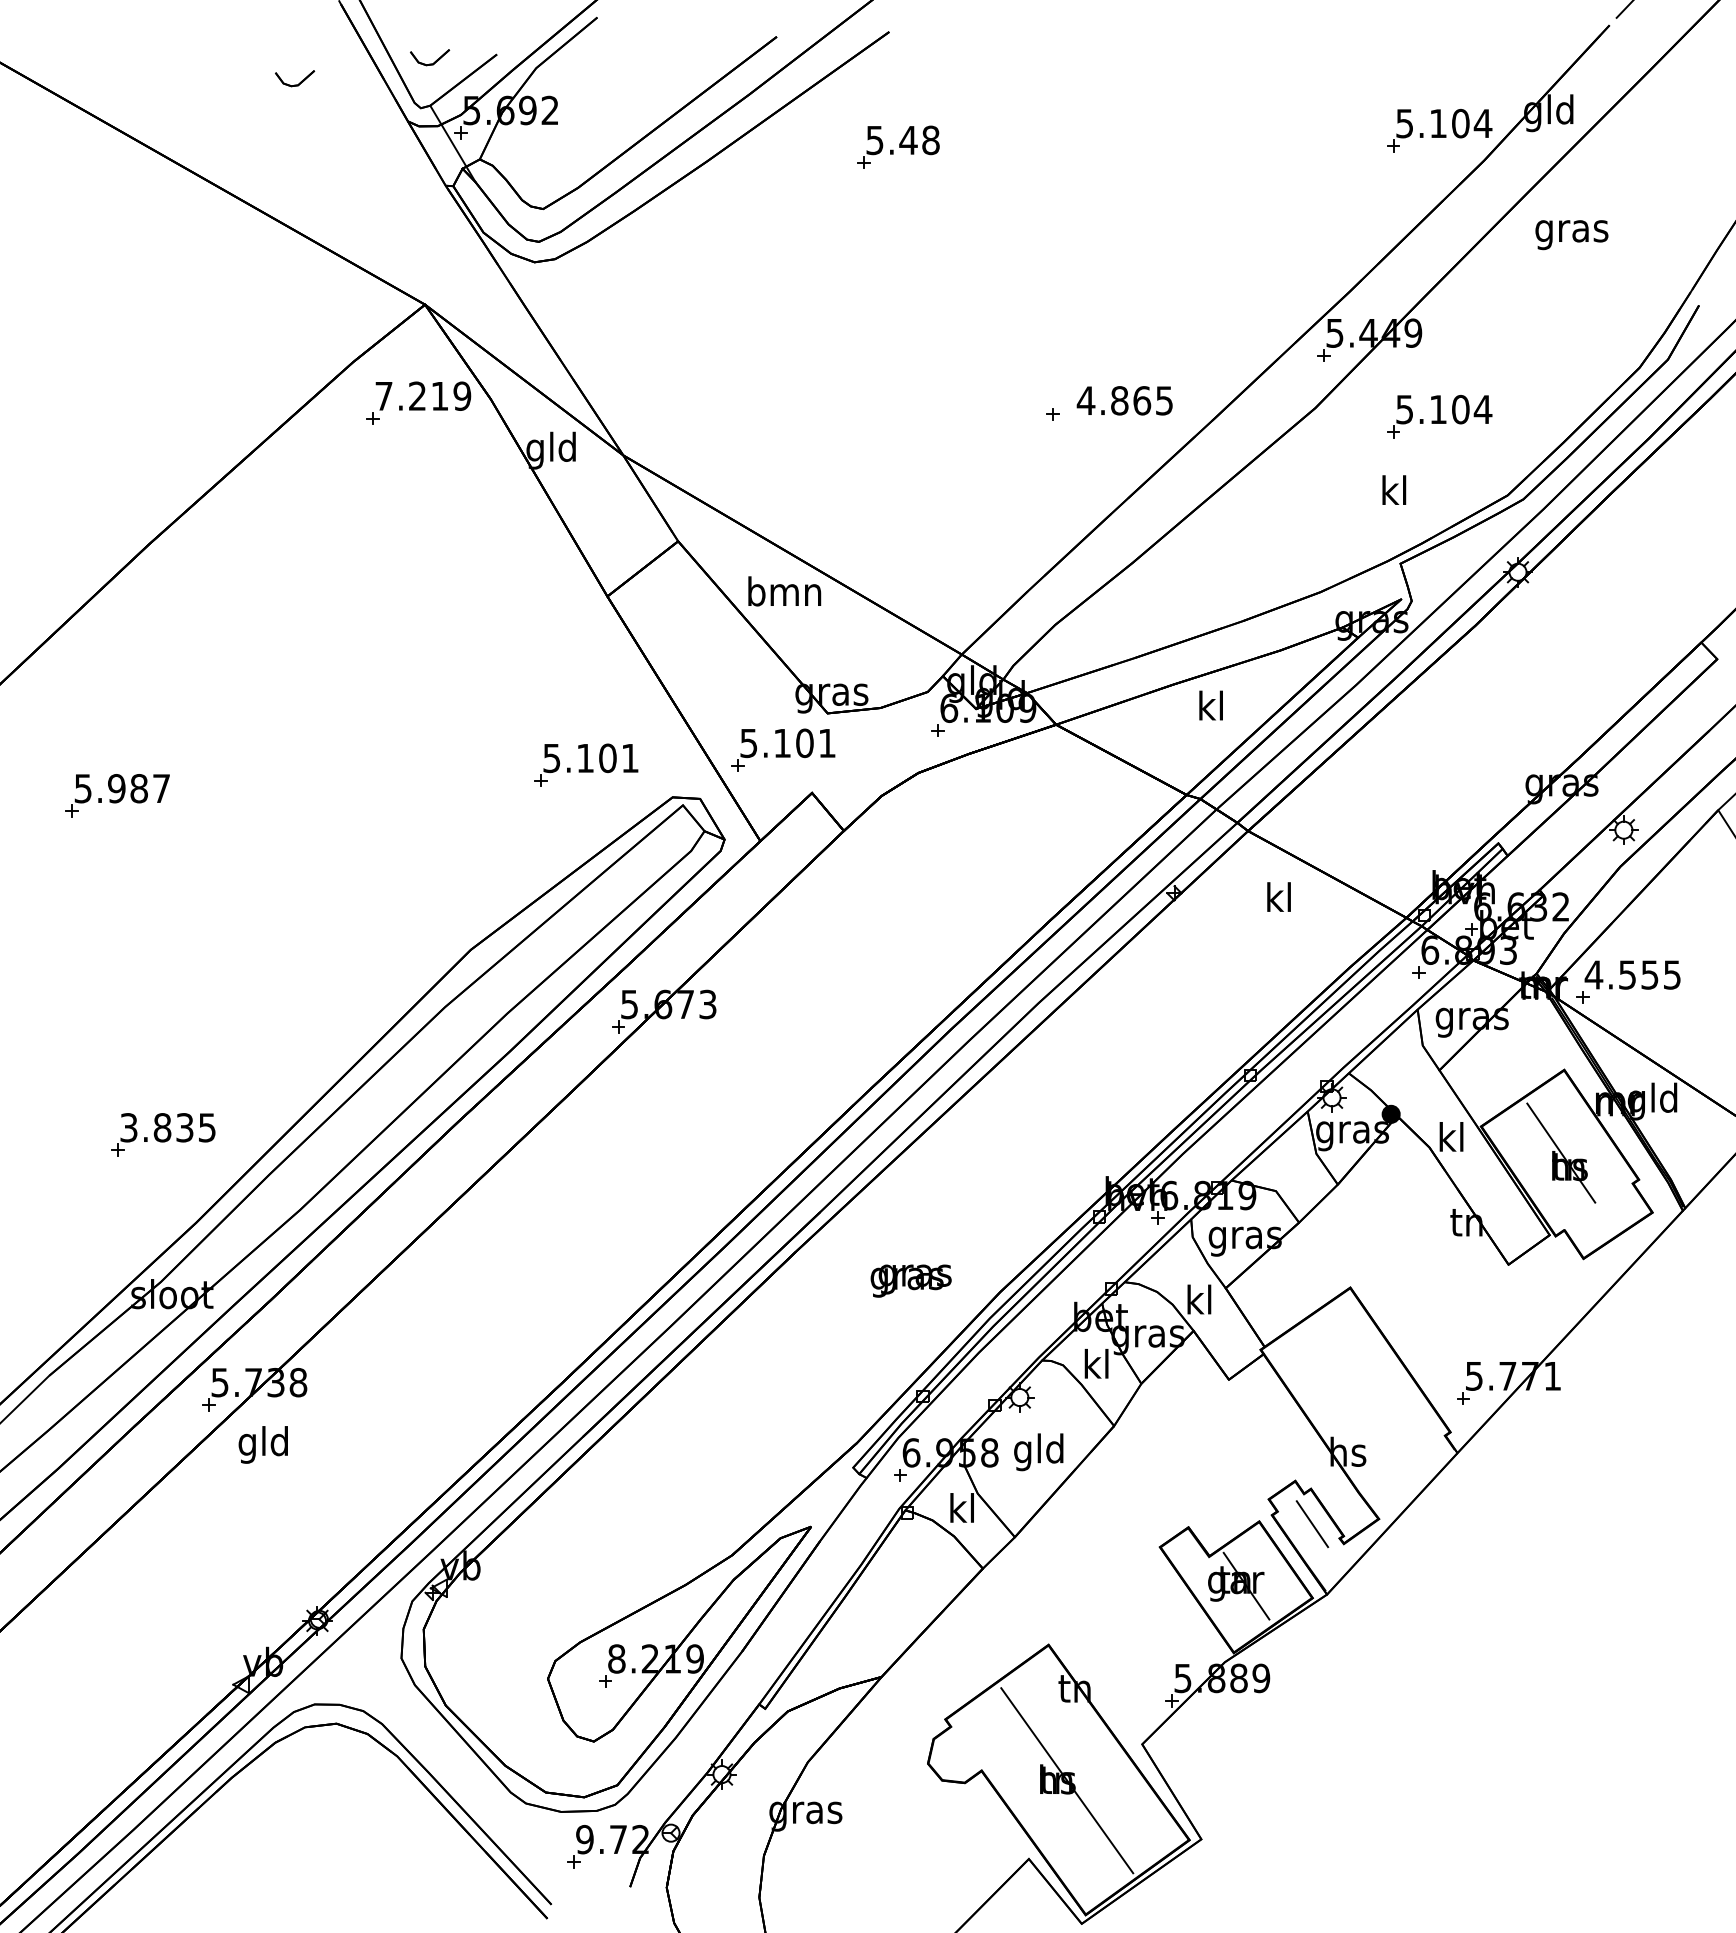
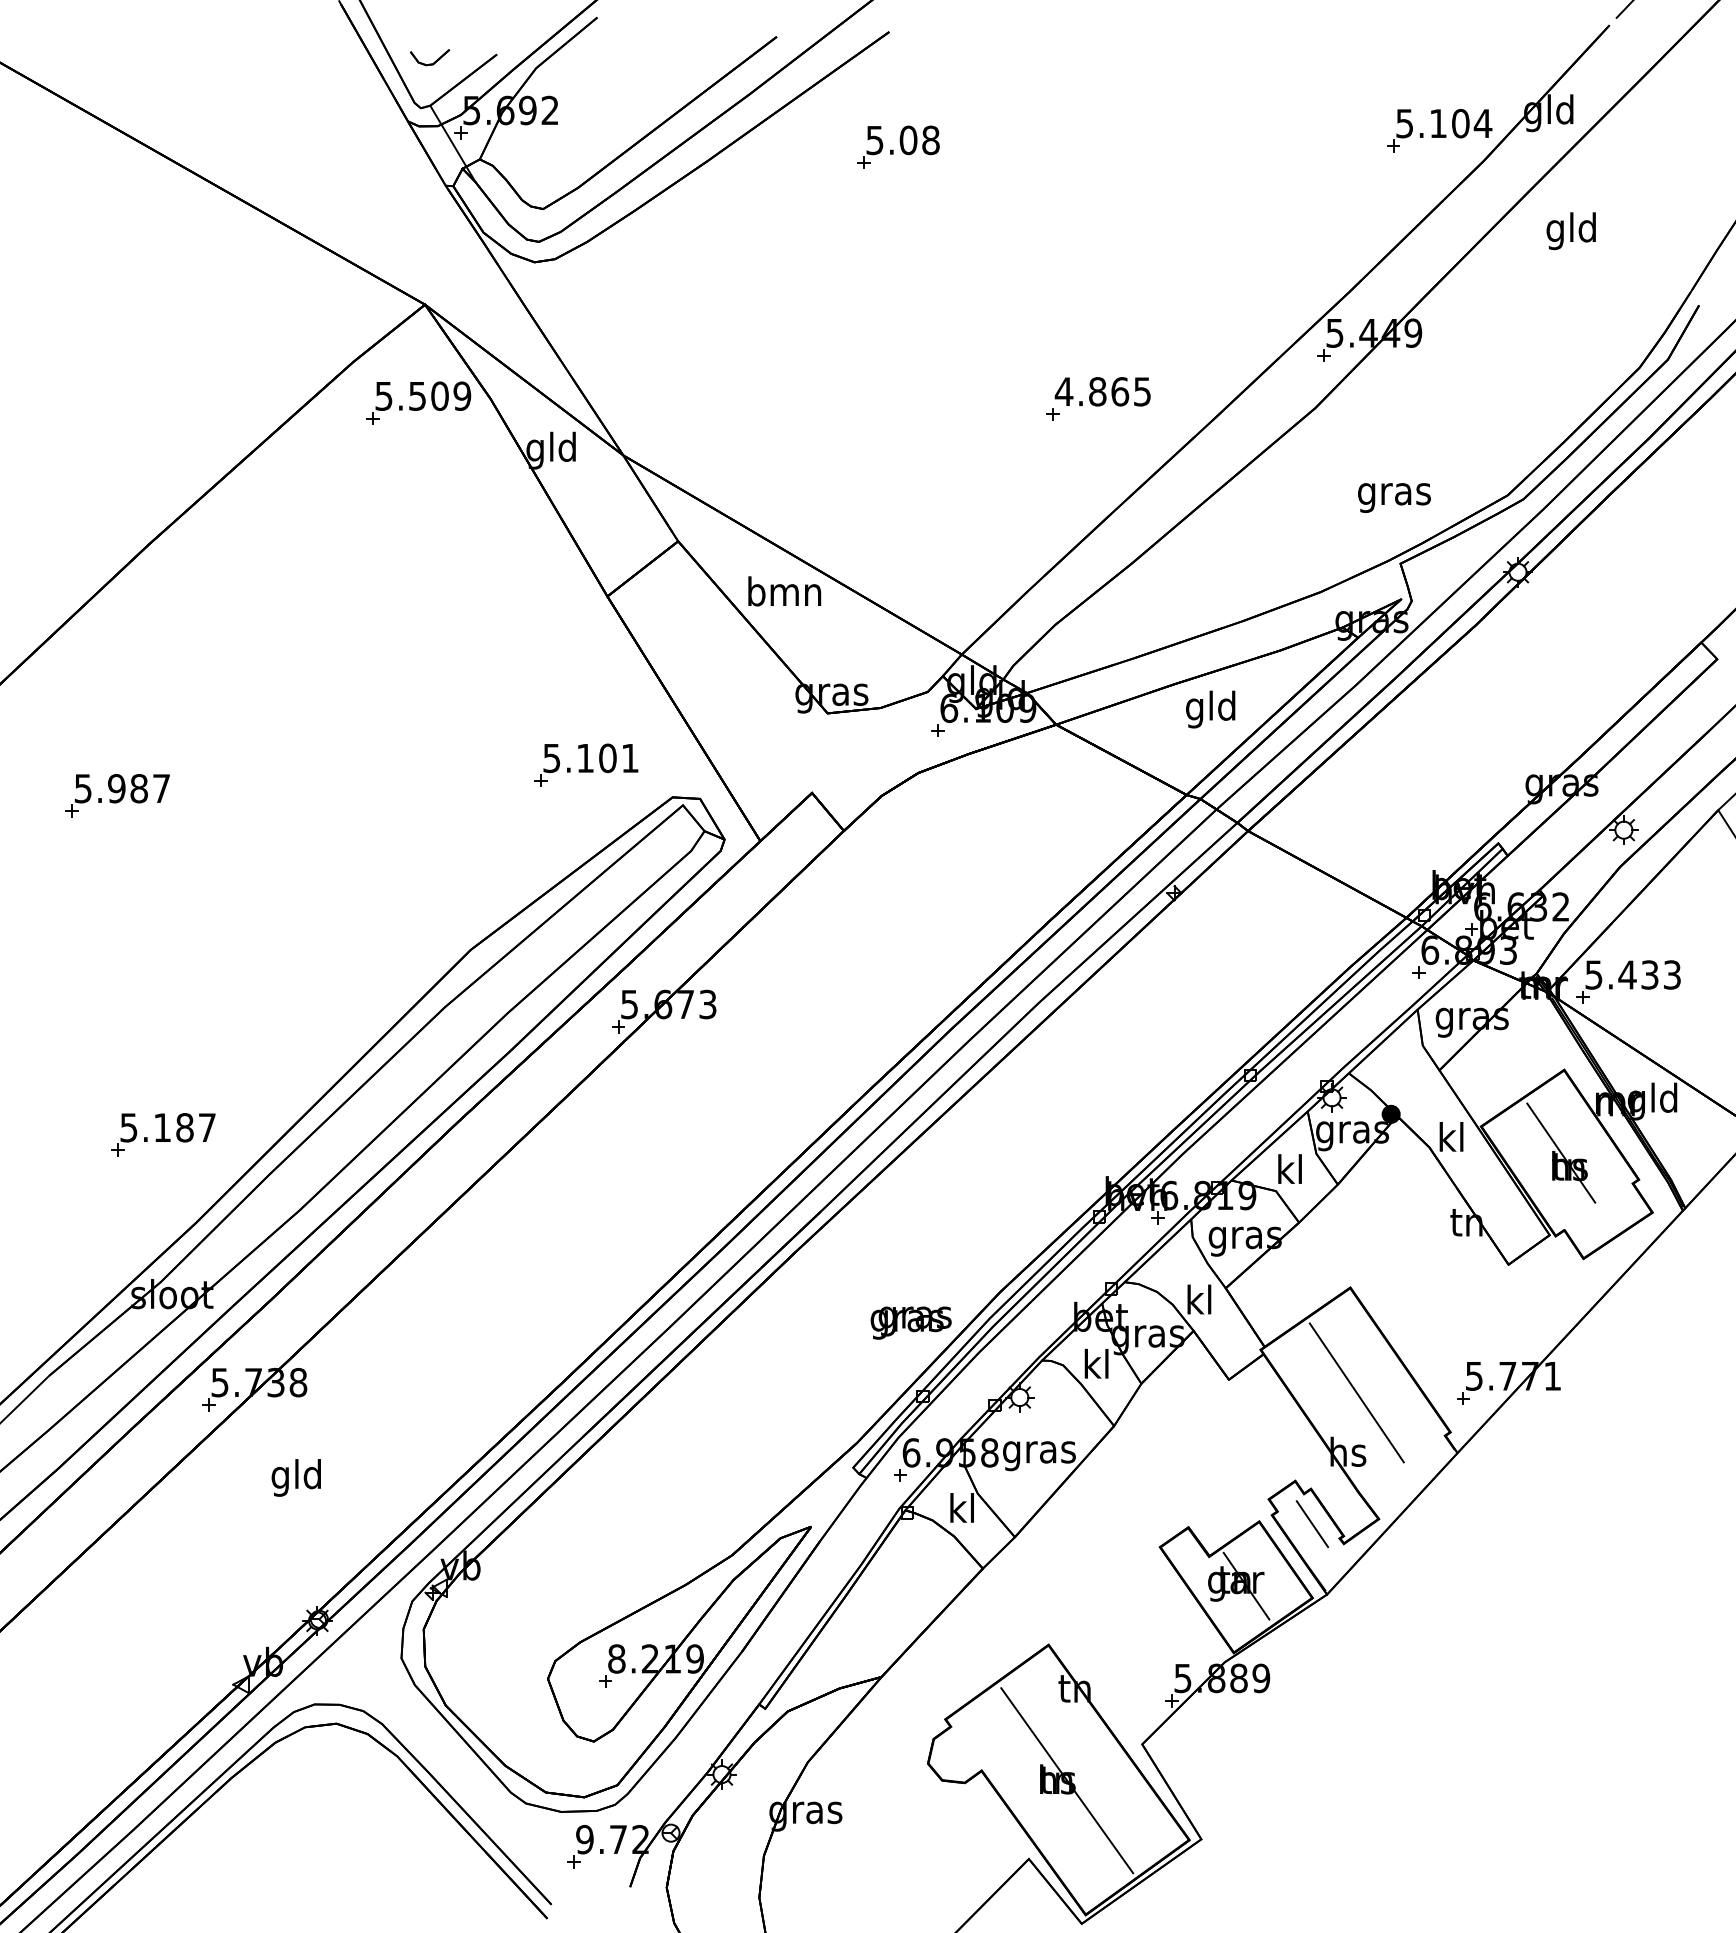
part: present -> none (295, 78)
text: 5.48 -> 5.08 (908, 140)
text: gras -> gld (1571, 231)
text: 7.219 -> 5.509 (411, 395)
text position: (1124, 400) -> (1102, 391) (1102, 391)
part: present -> none (1439, 416)
text: kl -> gras (1394, 493)
text: kl -> gld (1210, 709)
part: present -> none (783, 749)
text position: (1278, 896) -> (1289, 1168) (1289, 1168)
text: 4.555 -> 5.433 (1632, 974)
text: 3.835 -> 5.187 (168, 1127)
text position: (910, 1280) -> (910, 1322) (910, 1322)
line: none -> present (1356, 1392)
text position: (262, 1444) -> (295, 1477) (295, 1477)
text: gld -> gras (1039, 1452)
